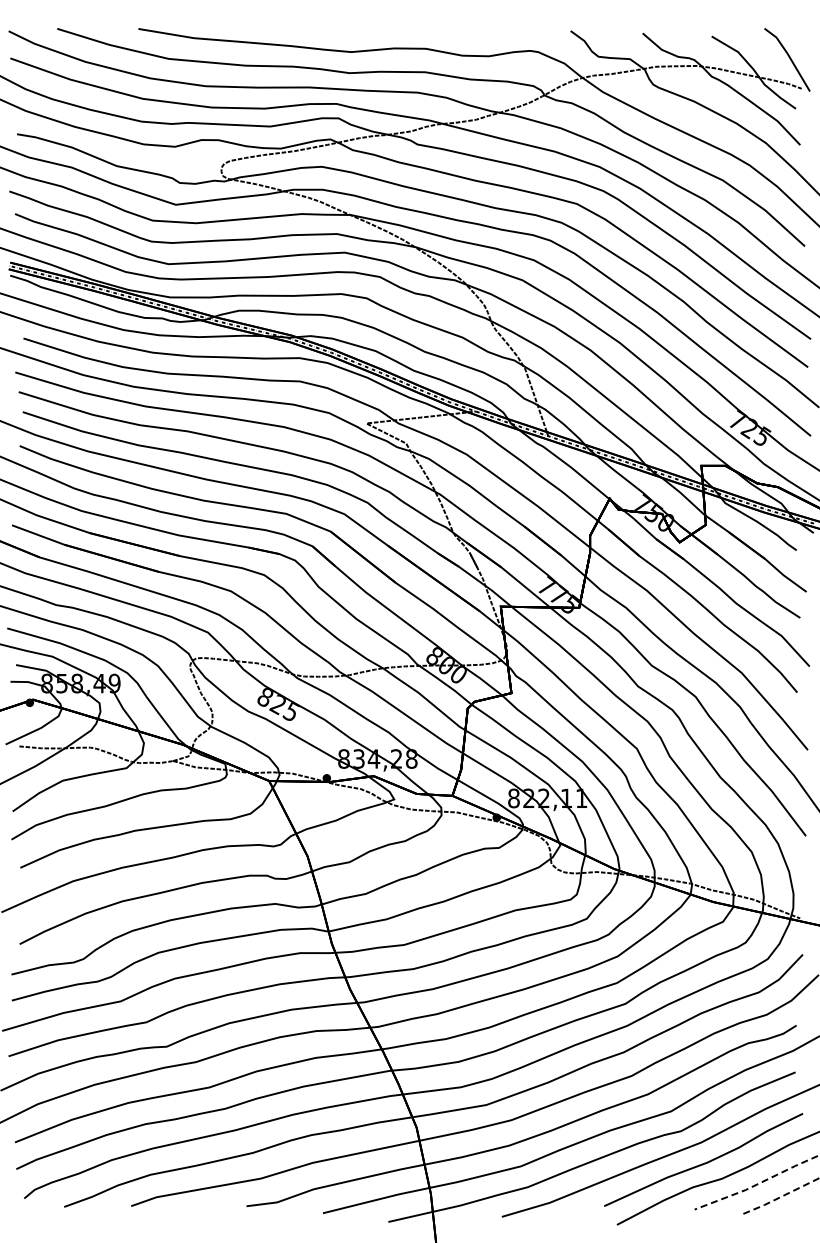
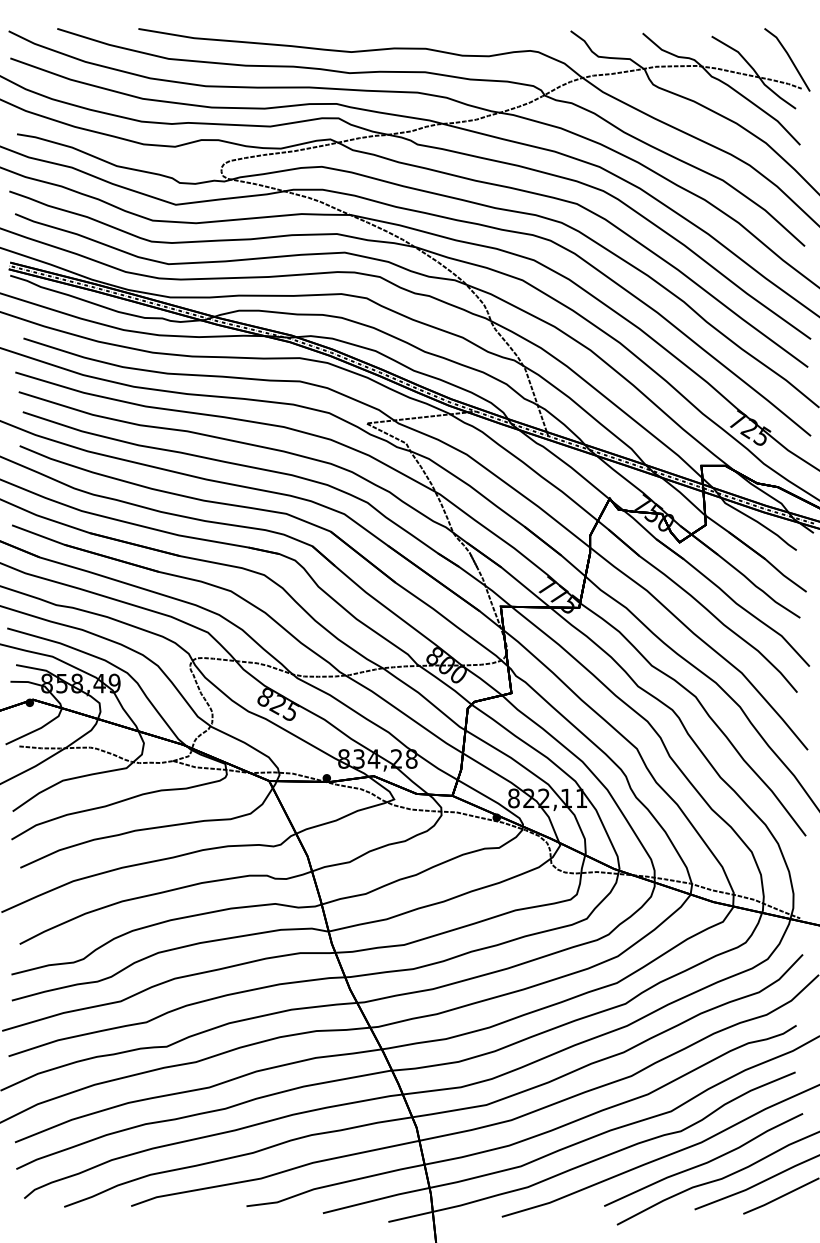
line: dashed -> solid (757, 1184)
line: dashed -> solid (781, 1196)
